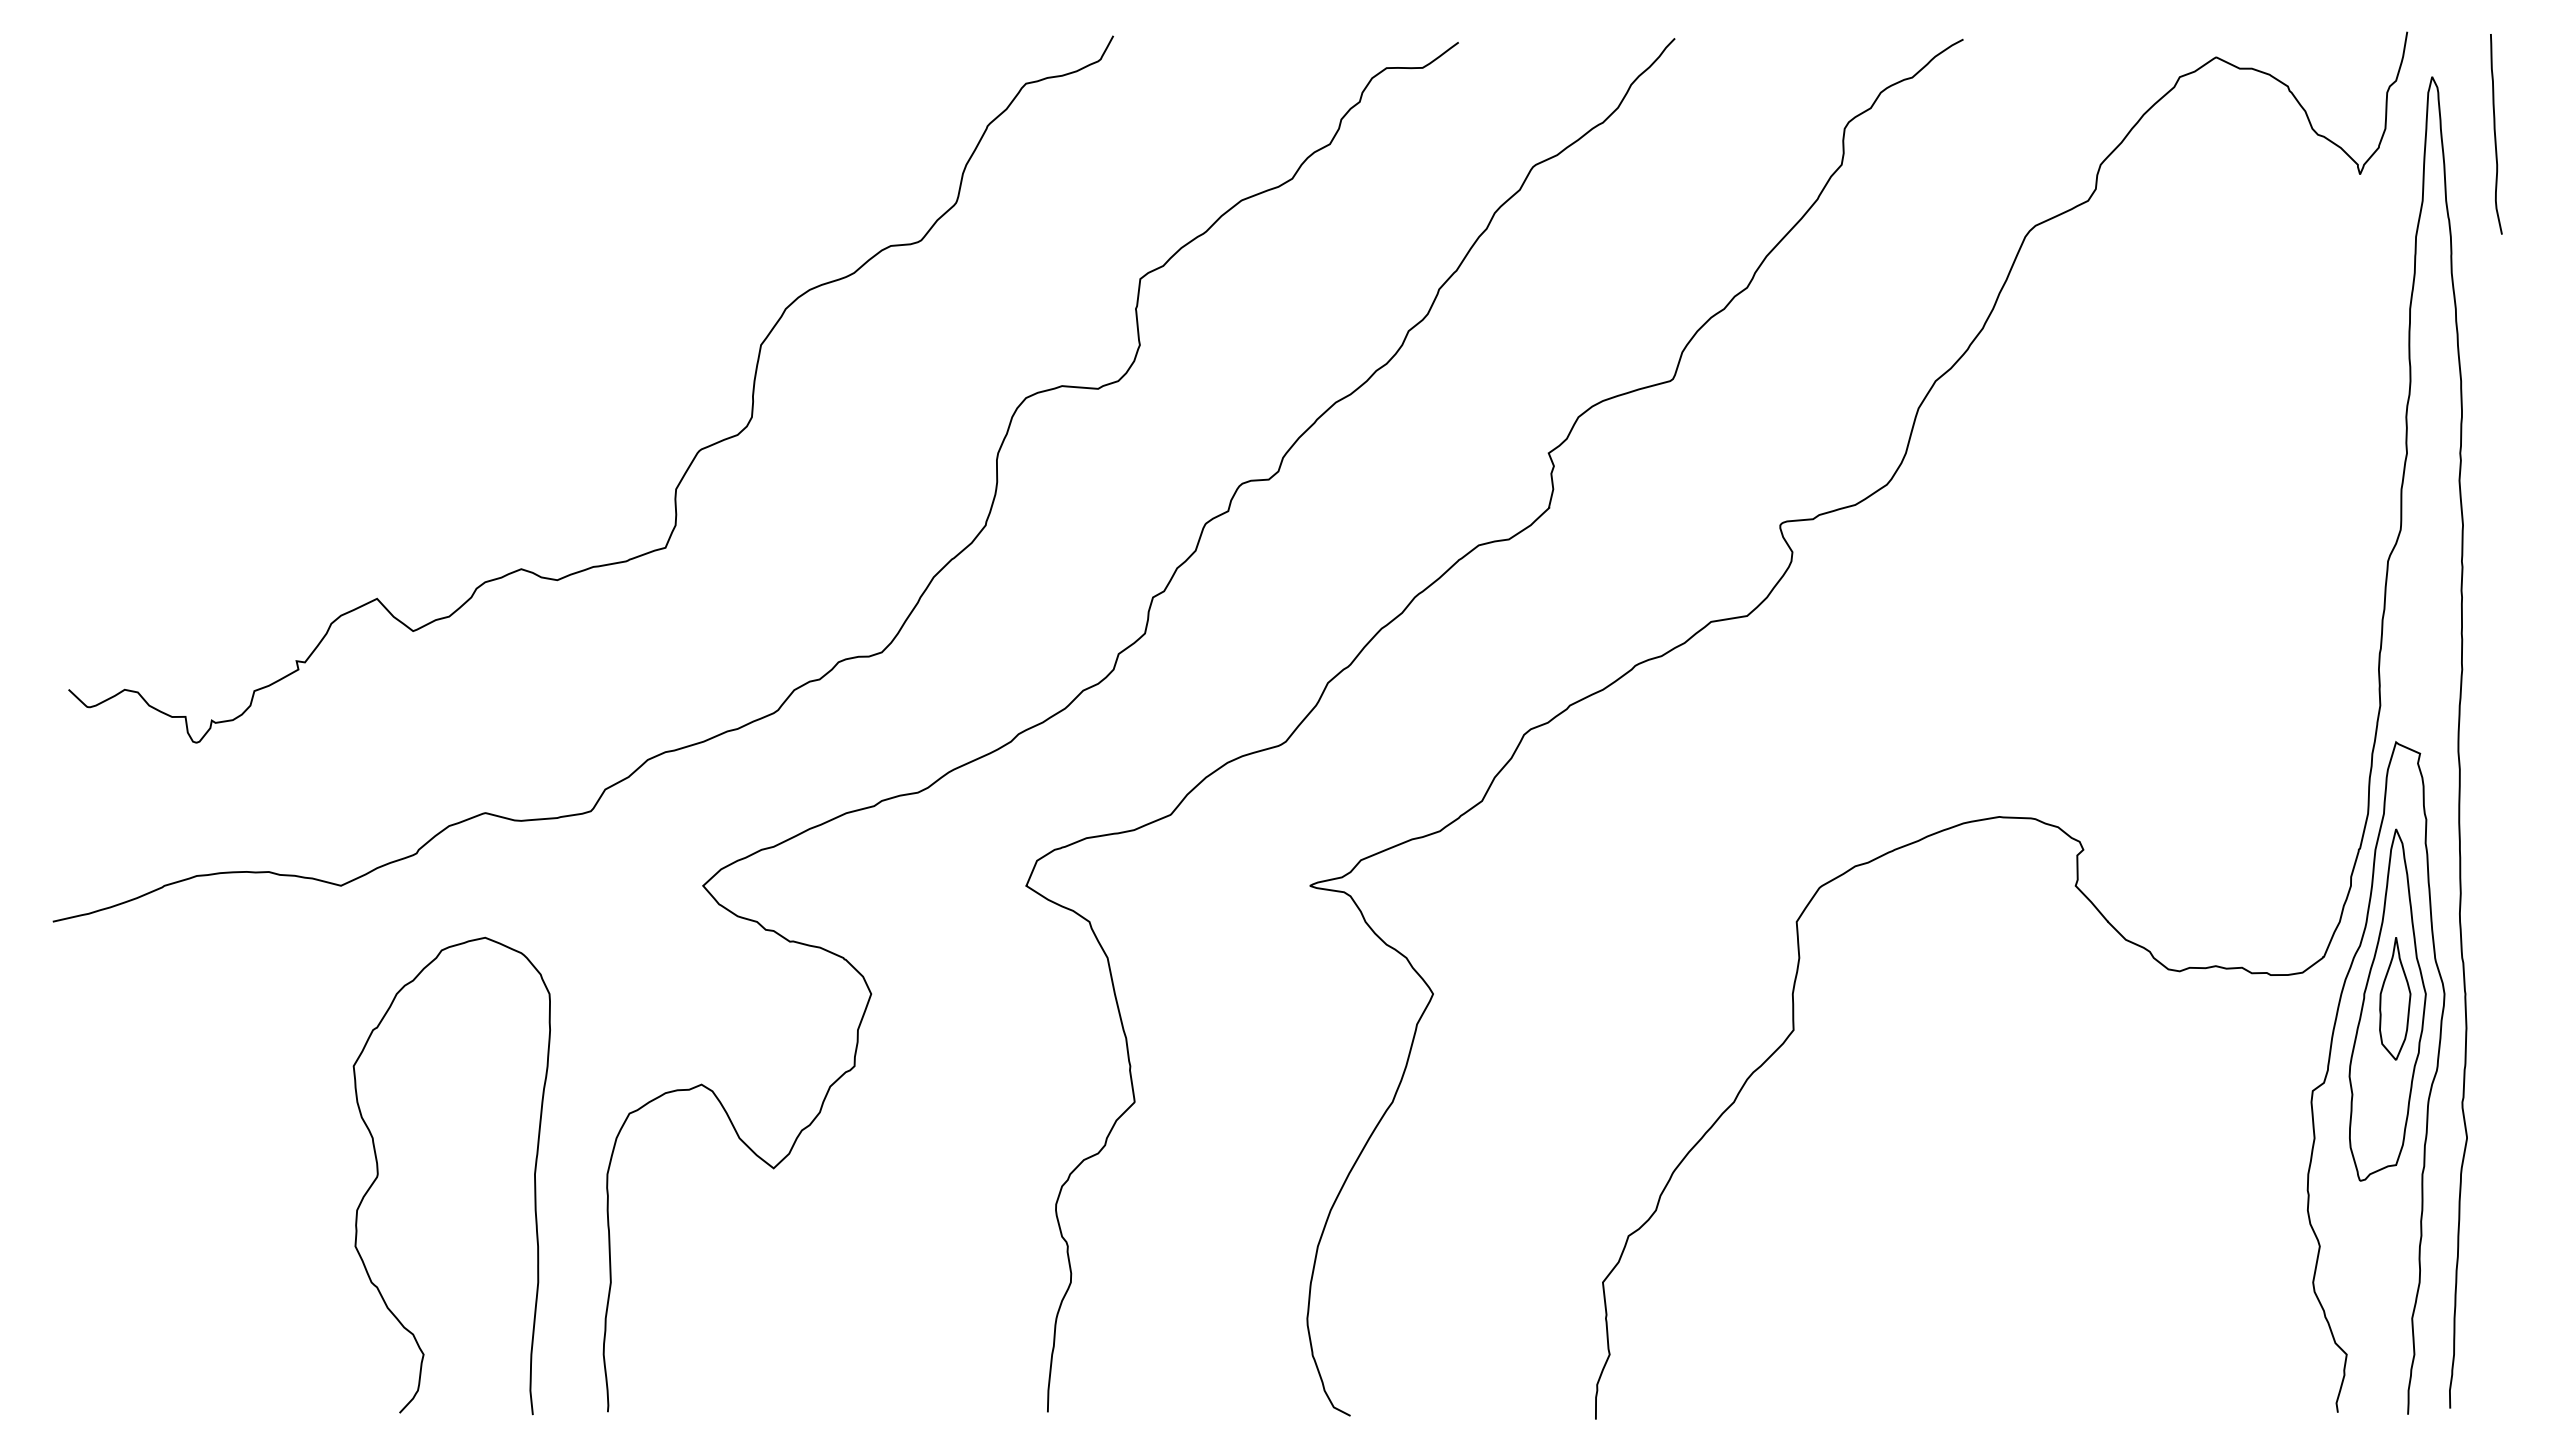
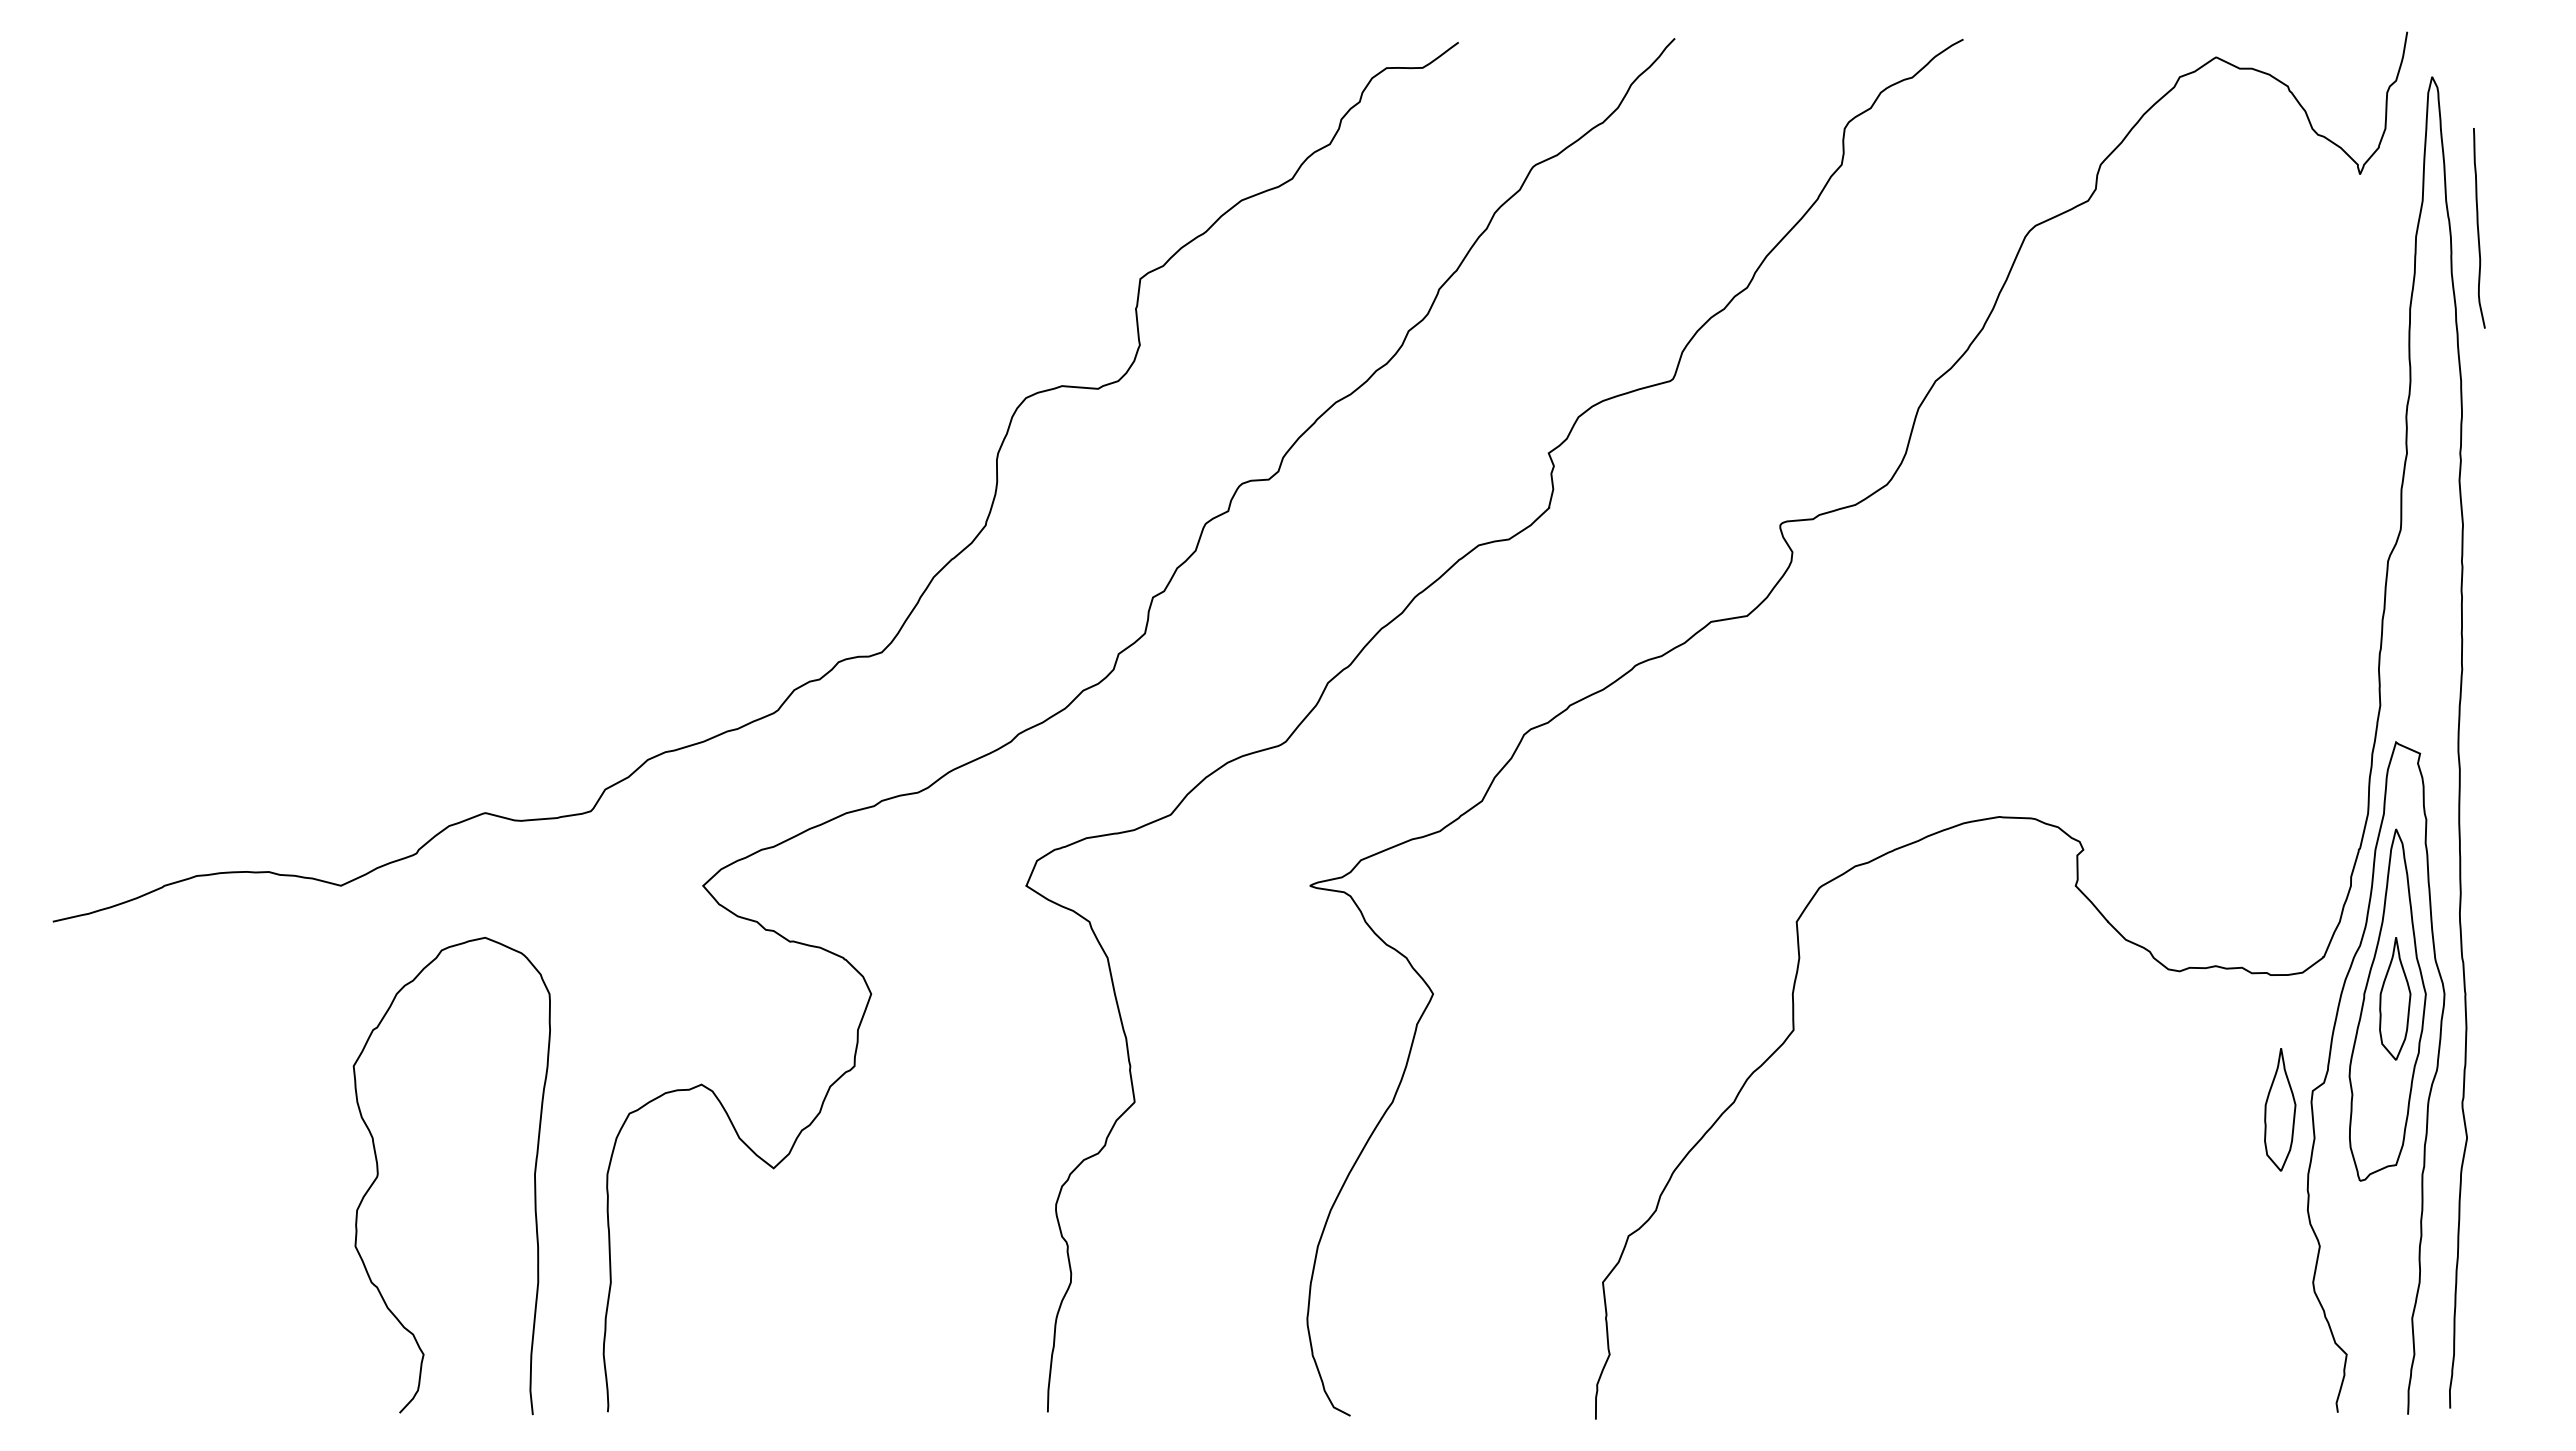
curve position: (2495, 134) -> (2478, 228) (2478, 228)
curve: present -> none (696, 452)
part: none -> present (2280, 1109)
